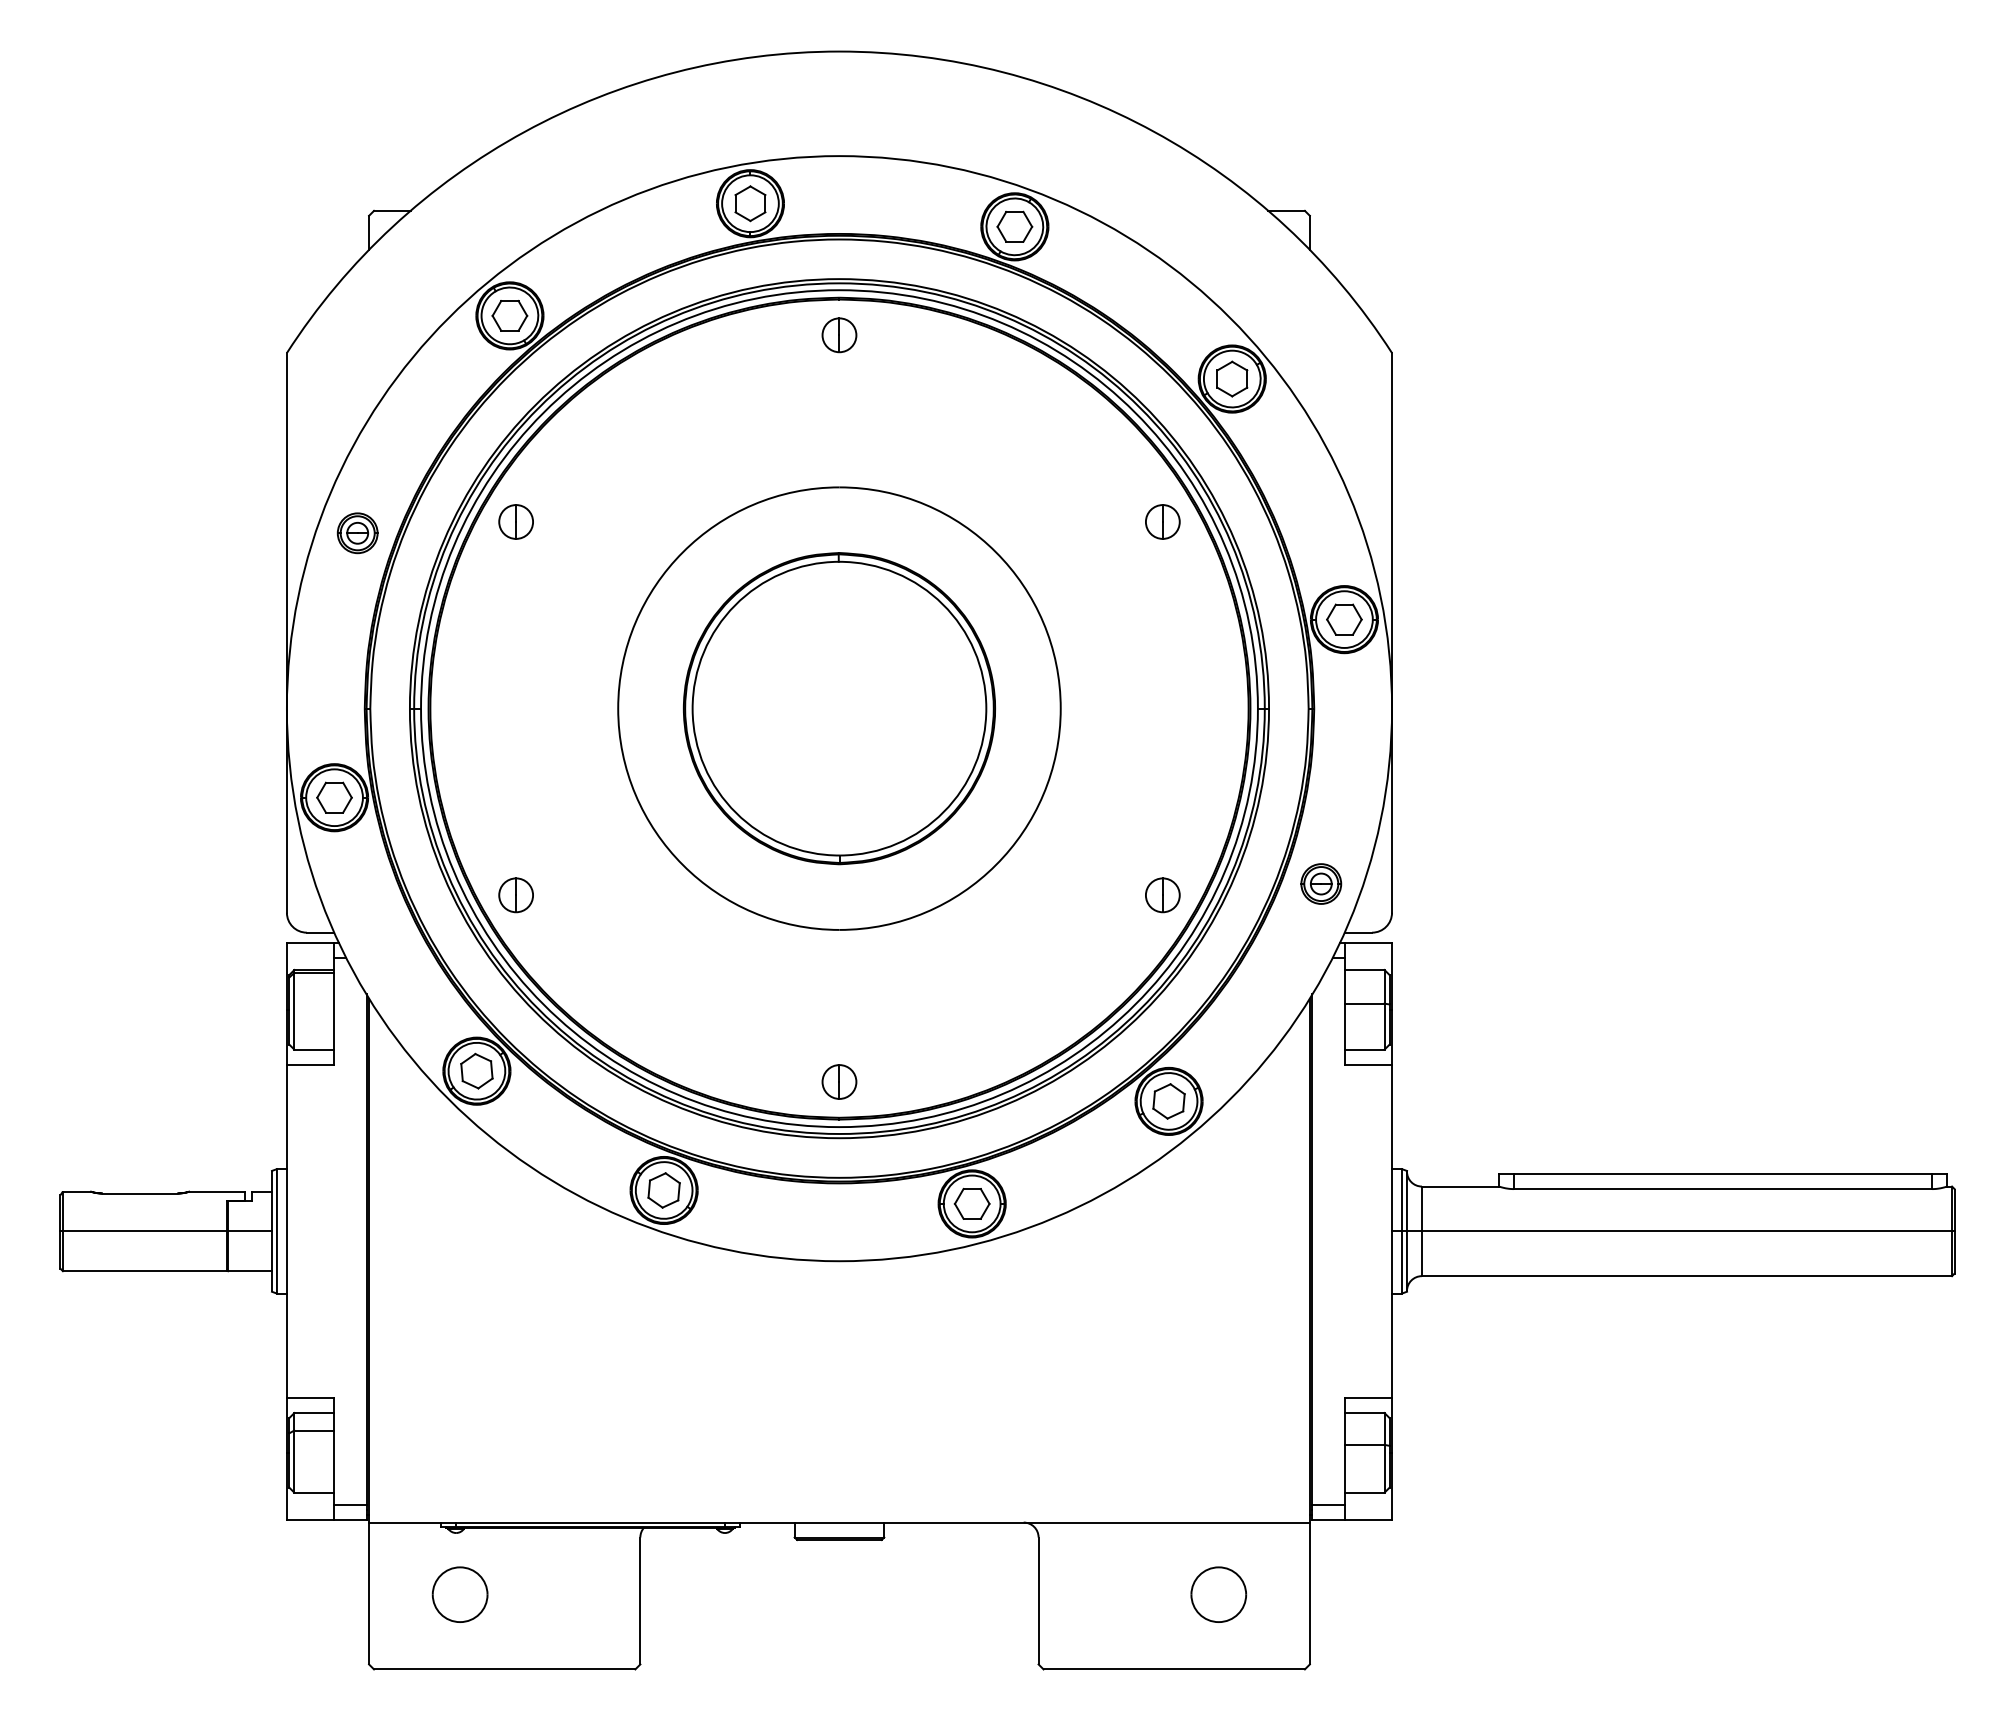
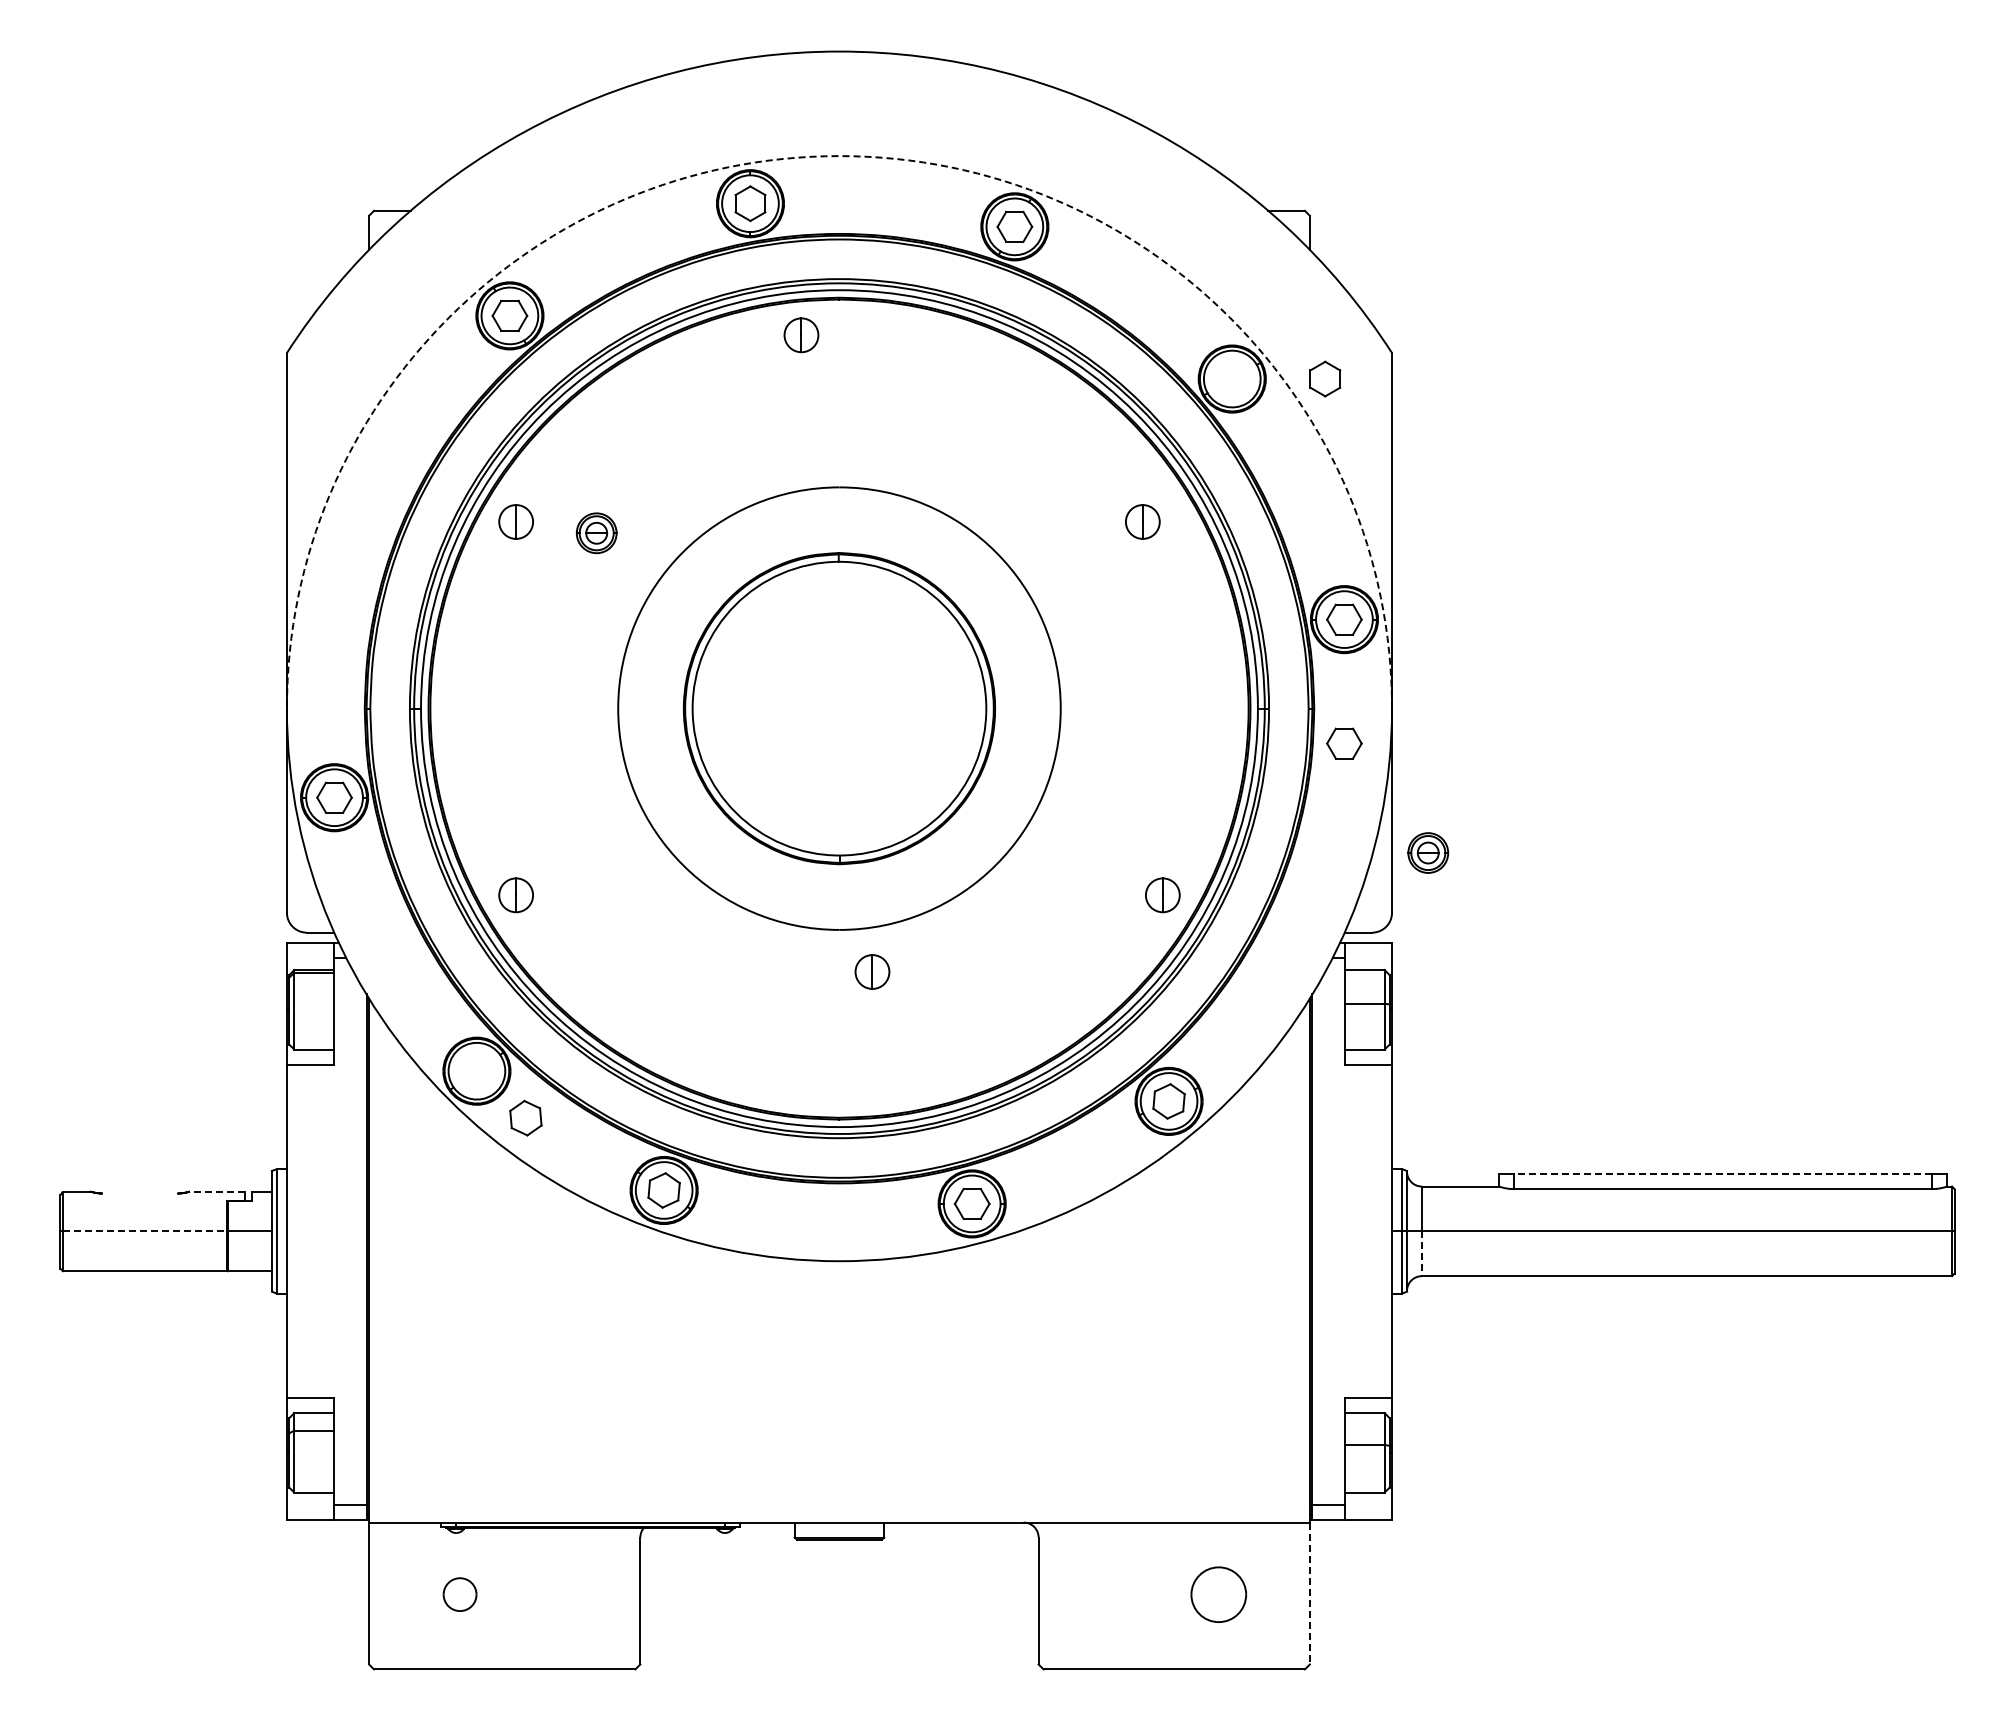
arc: solid -> dashed (839, 156)
part position: (839, 335) -> (801, 335) (801, 335)
part position: (1232, 378) -> (1325, 378) (1325, 378)
part position: (1162, 521) -> (1142, 521) (1142, 521)
part position: (357, 533) -> (596, 533) (596, 533)
part: none -> present (1344, 743)
part position: (1321, 883) -> (1428, 852) (1428, 852)
part position: (476, 1070) -> (525, 1117) (525, 1117)
part position: (839, 1081) -> (872, 971) (872, 971)
line: solid -> dashed (1722, 1174)
line: solid -> dashed (216, 1191)
line: present -> none (139, 1193)
line: solid -> dashed (145, 1231)
line: solid -> dashed (1421, 1254)
line: solid -> dashed (1309, 1593)
part size: 58x57 px -> 36x35 px (459, 1594)
